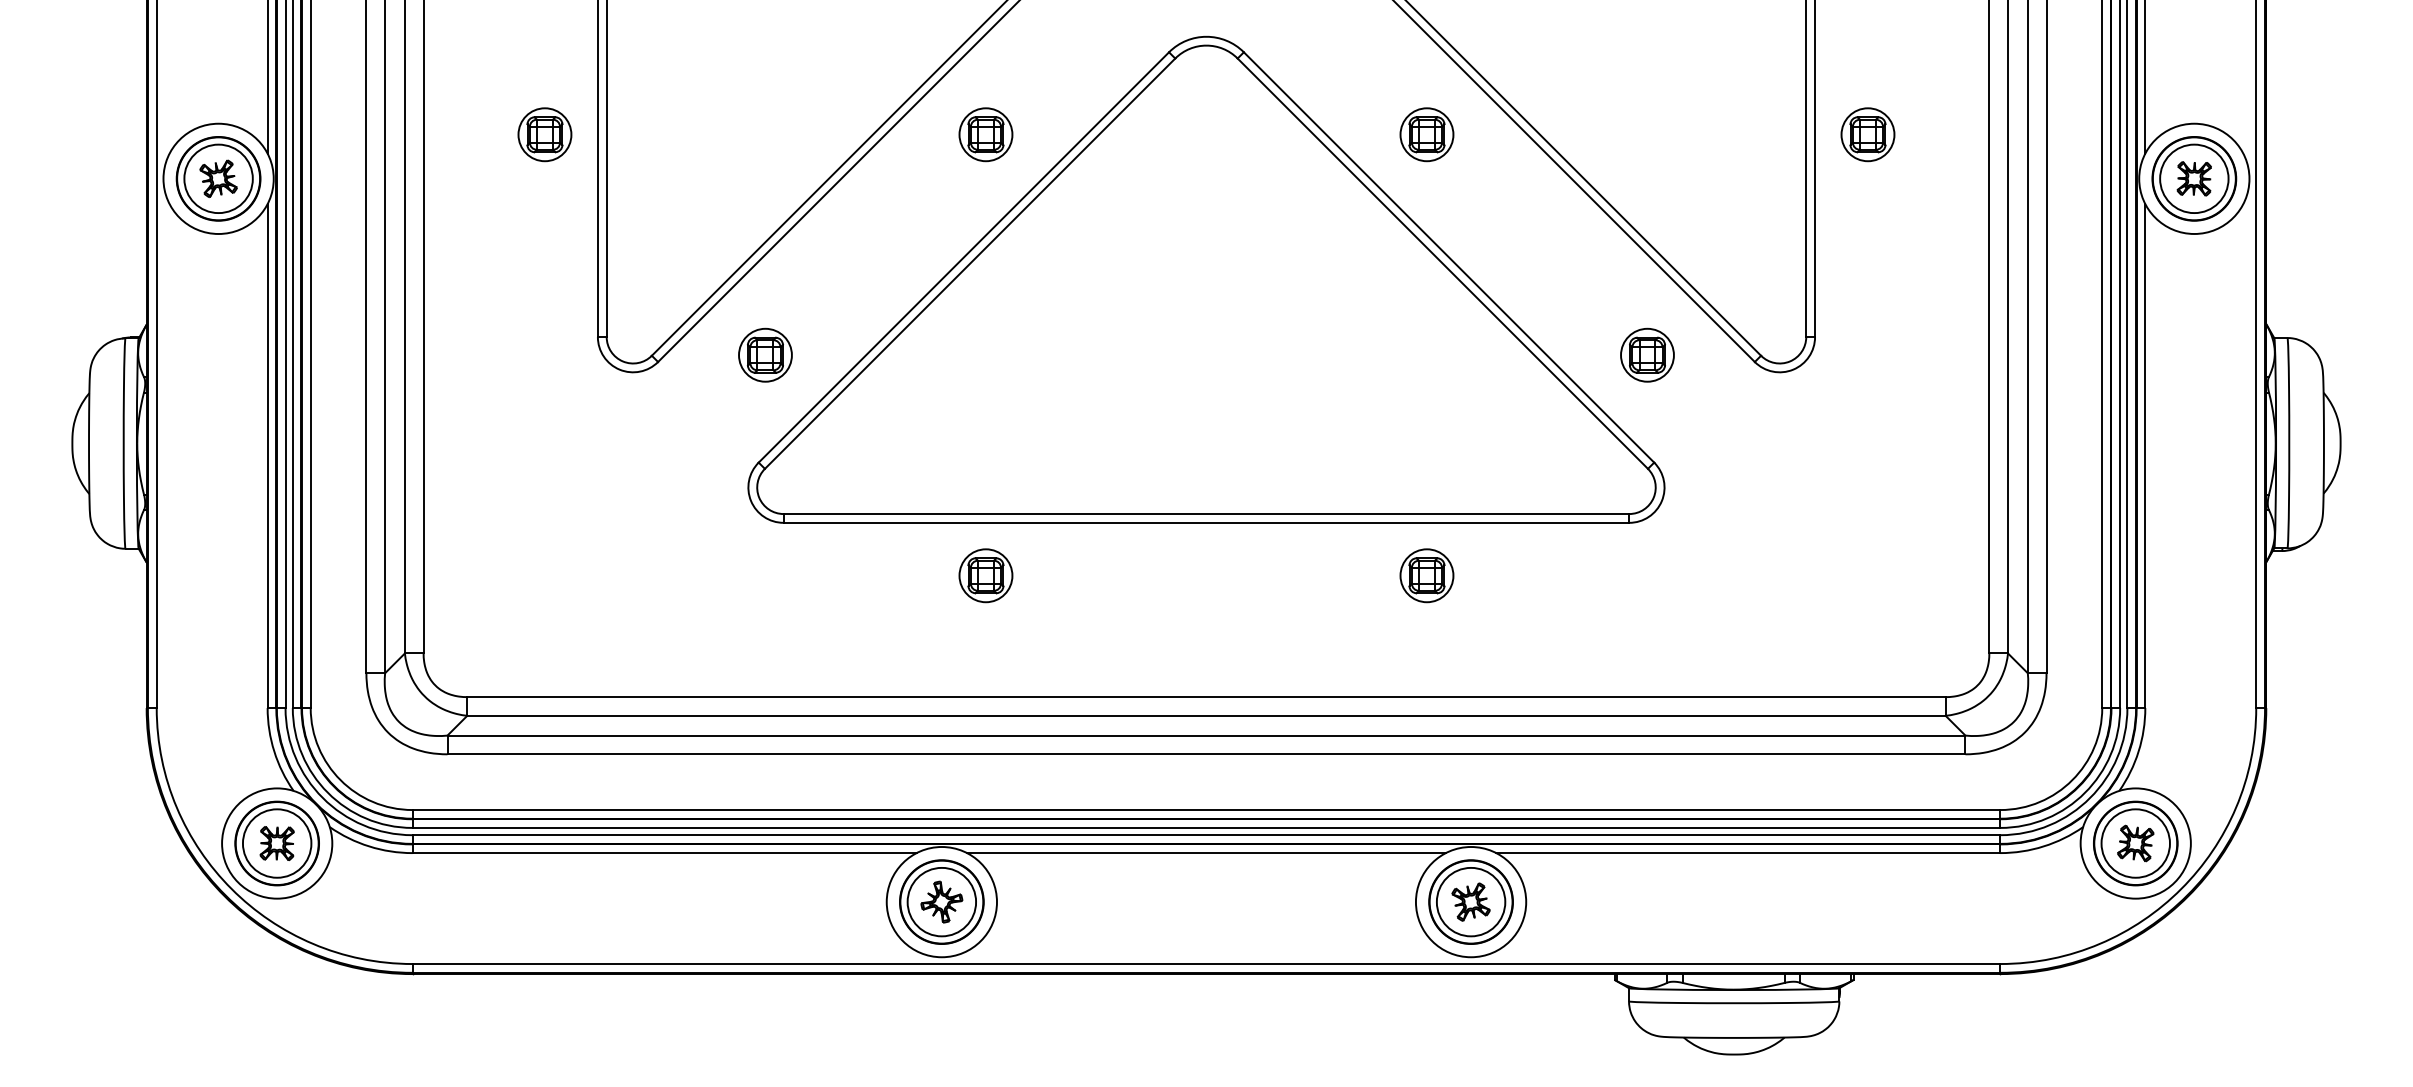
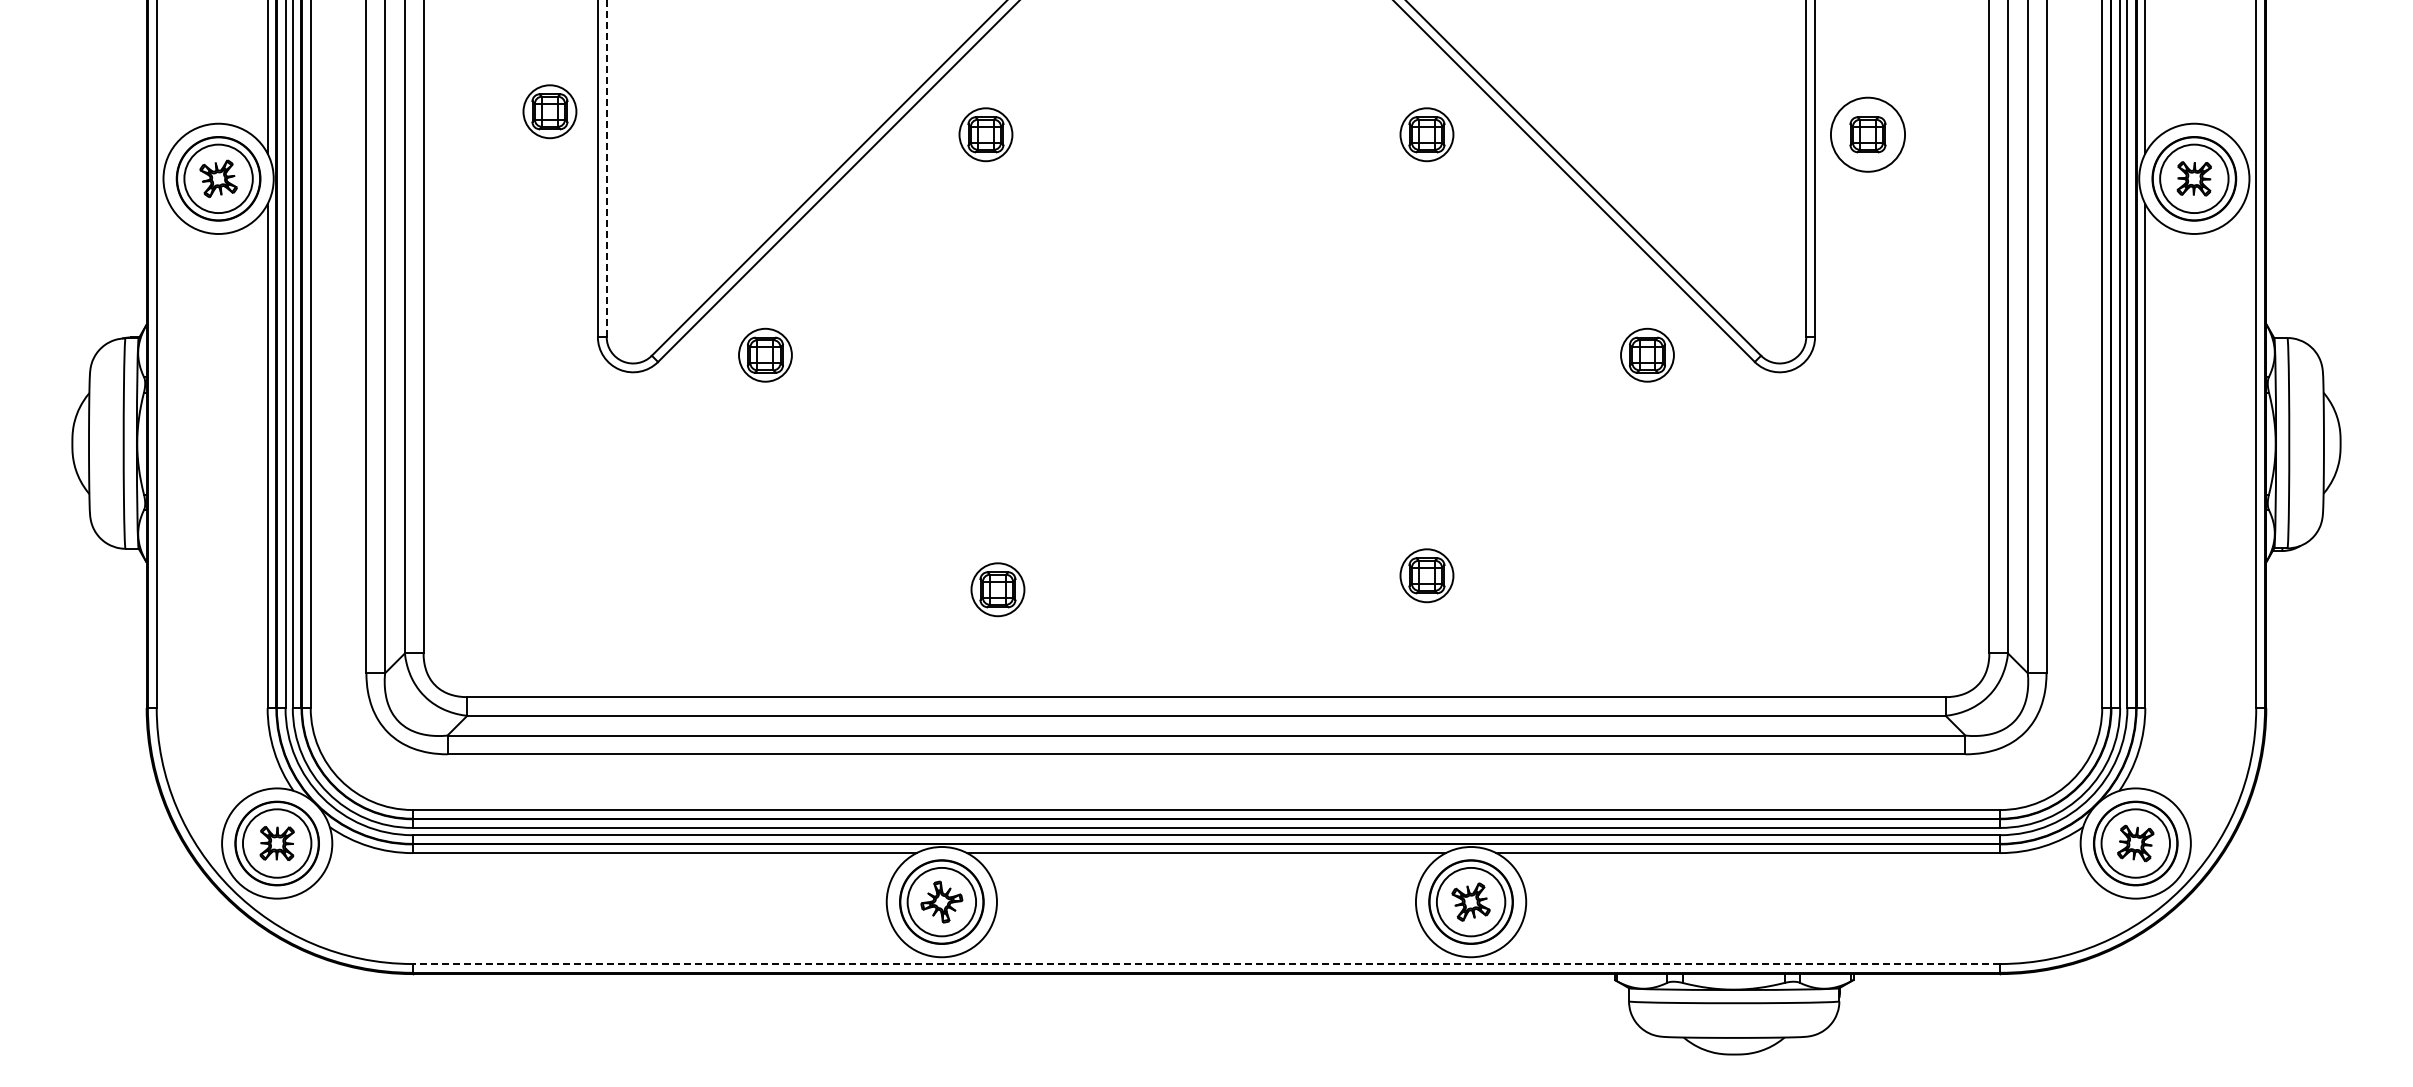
part position: (544, 134) -> (549, 111) (549, 111)
circle diameter: 53 px -> 74 px (1867, 134)
line: solid -> dashed (606, 168)
part: present -> none (1206, 279)
part position: (985, 575) -> (997, 589) (997, 589)
line: solid -> dashed (1206, 964)
